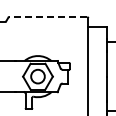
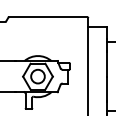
line: dashed -> solid (47, 17)
